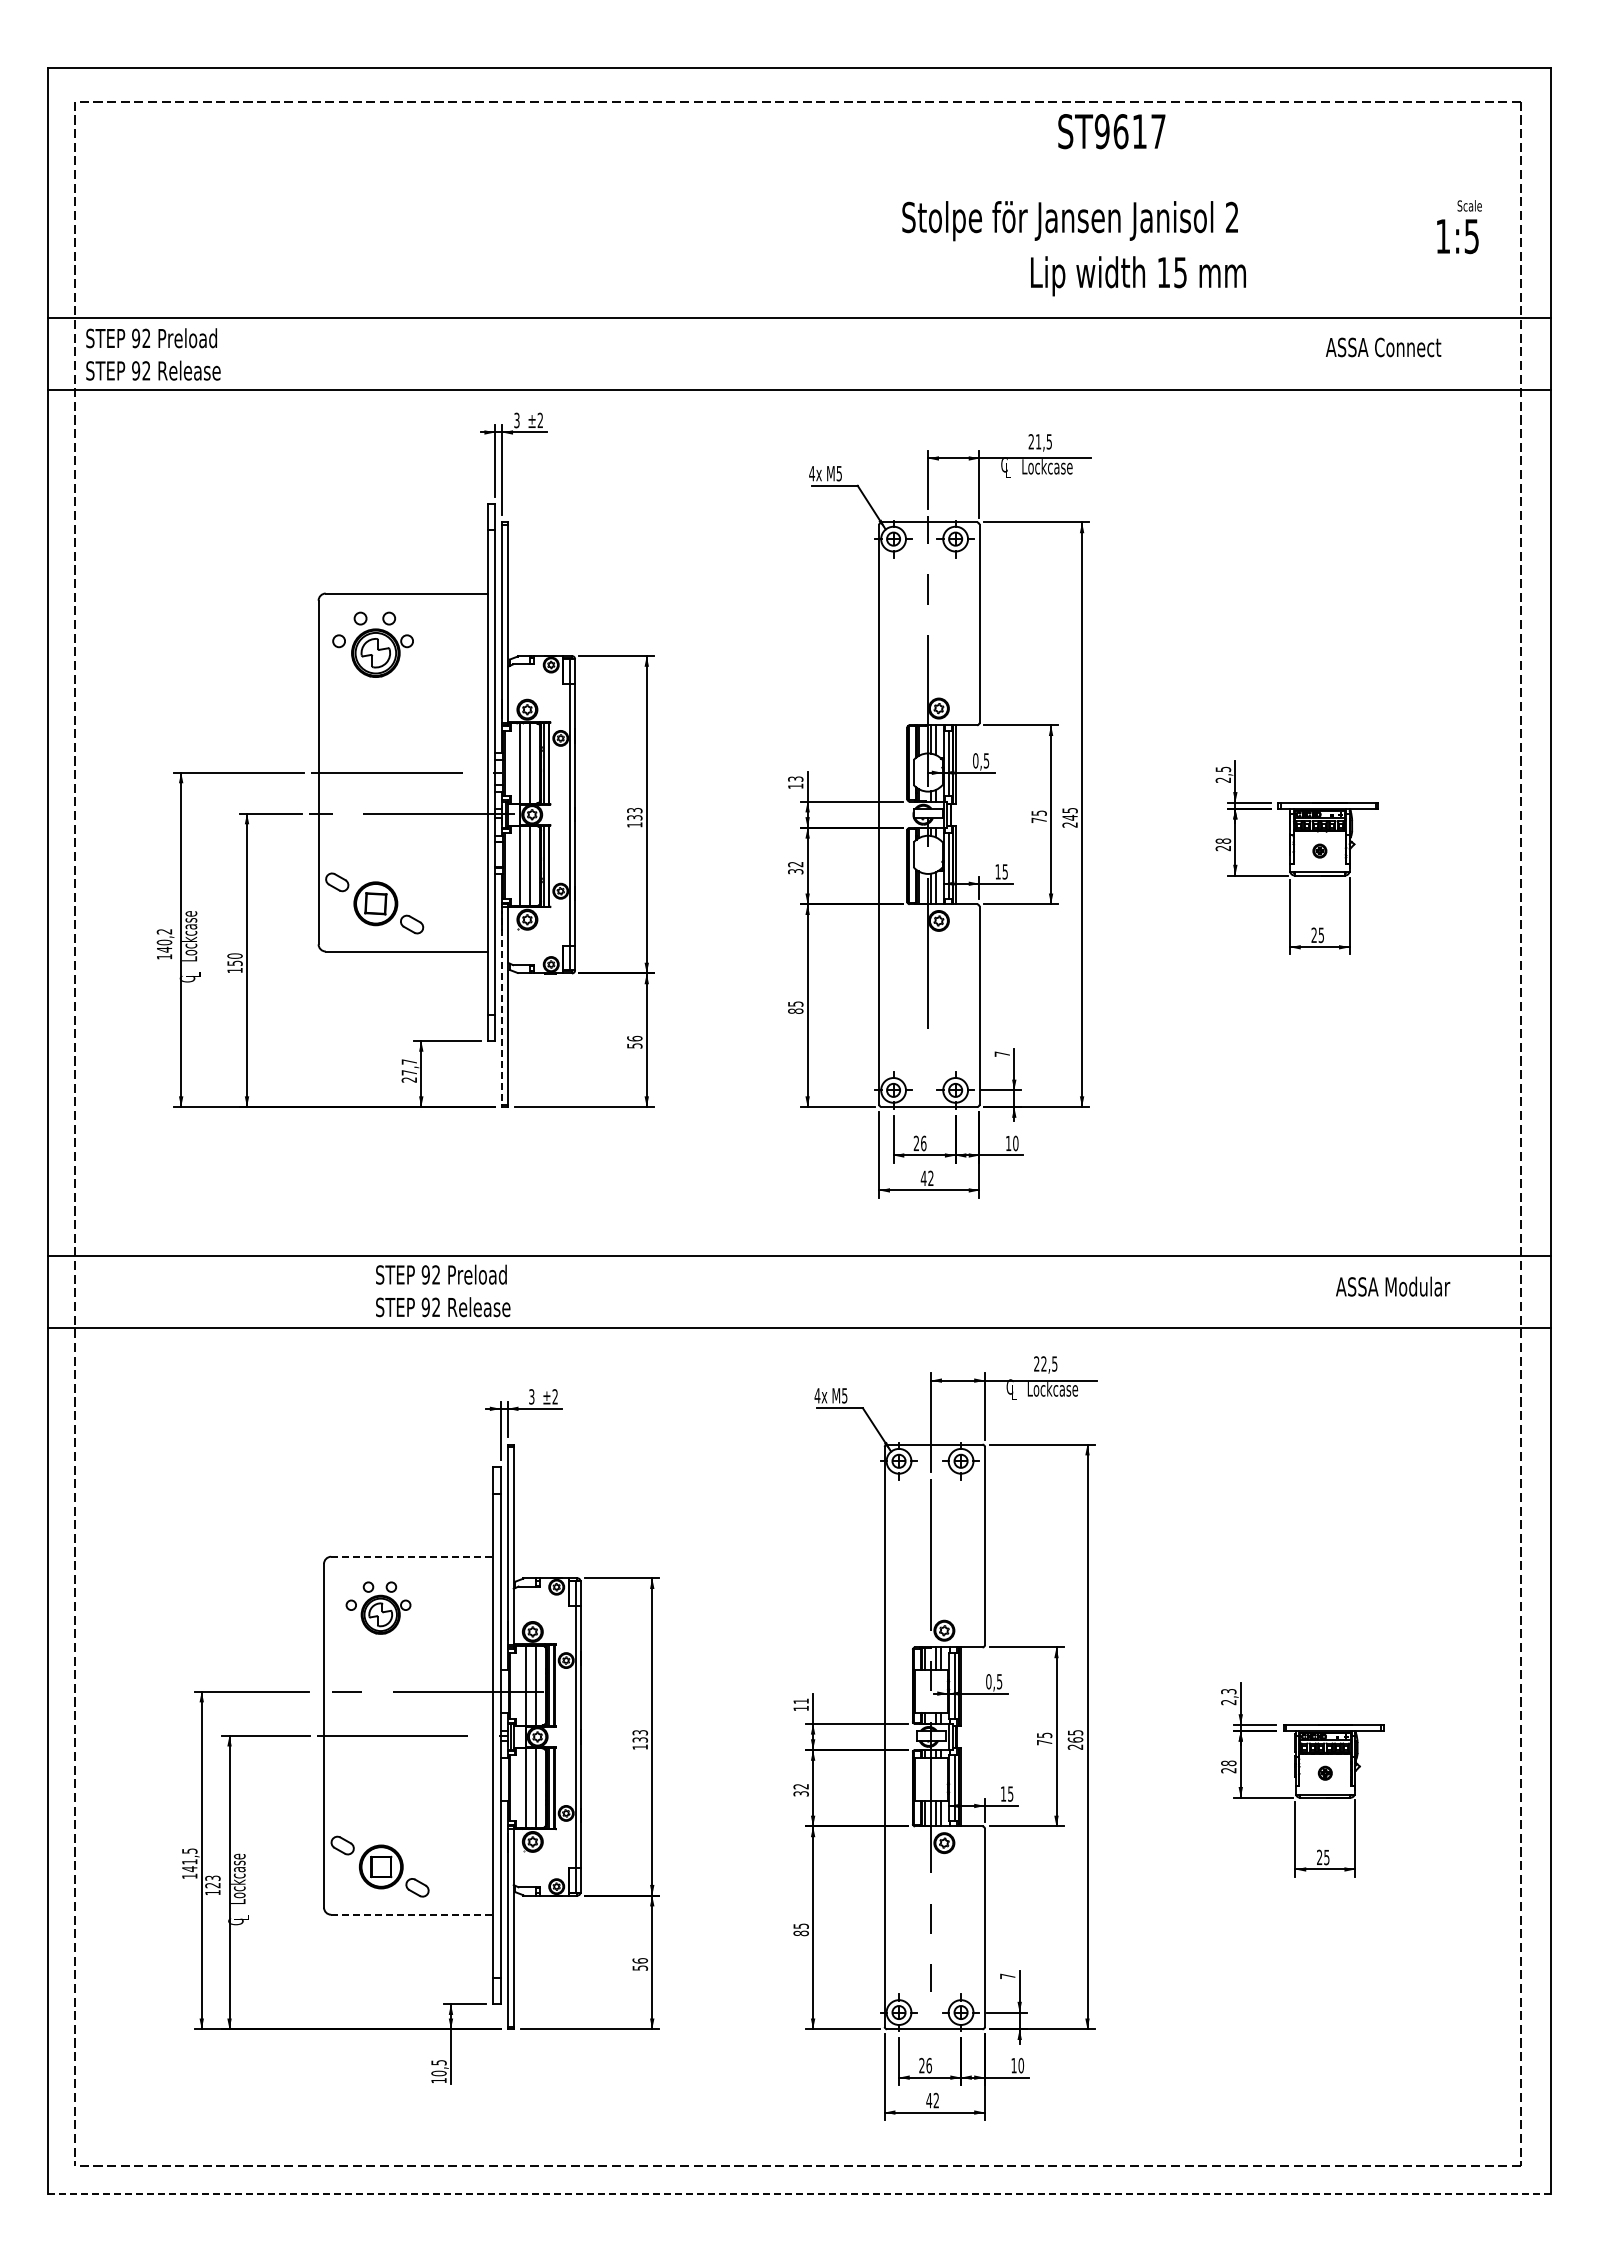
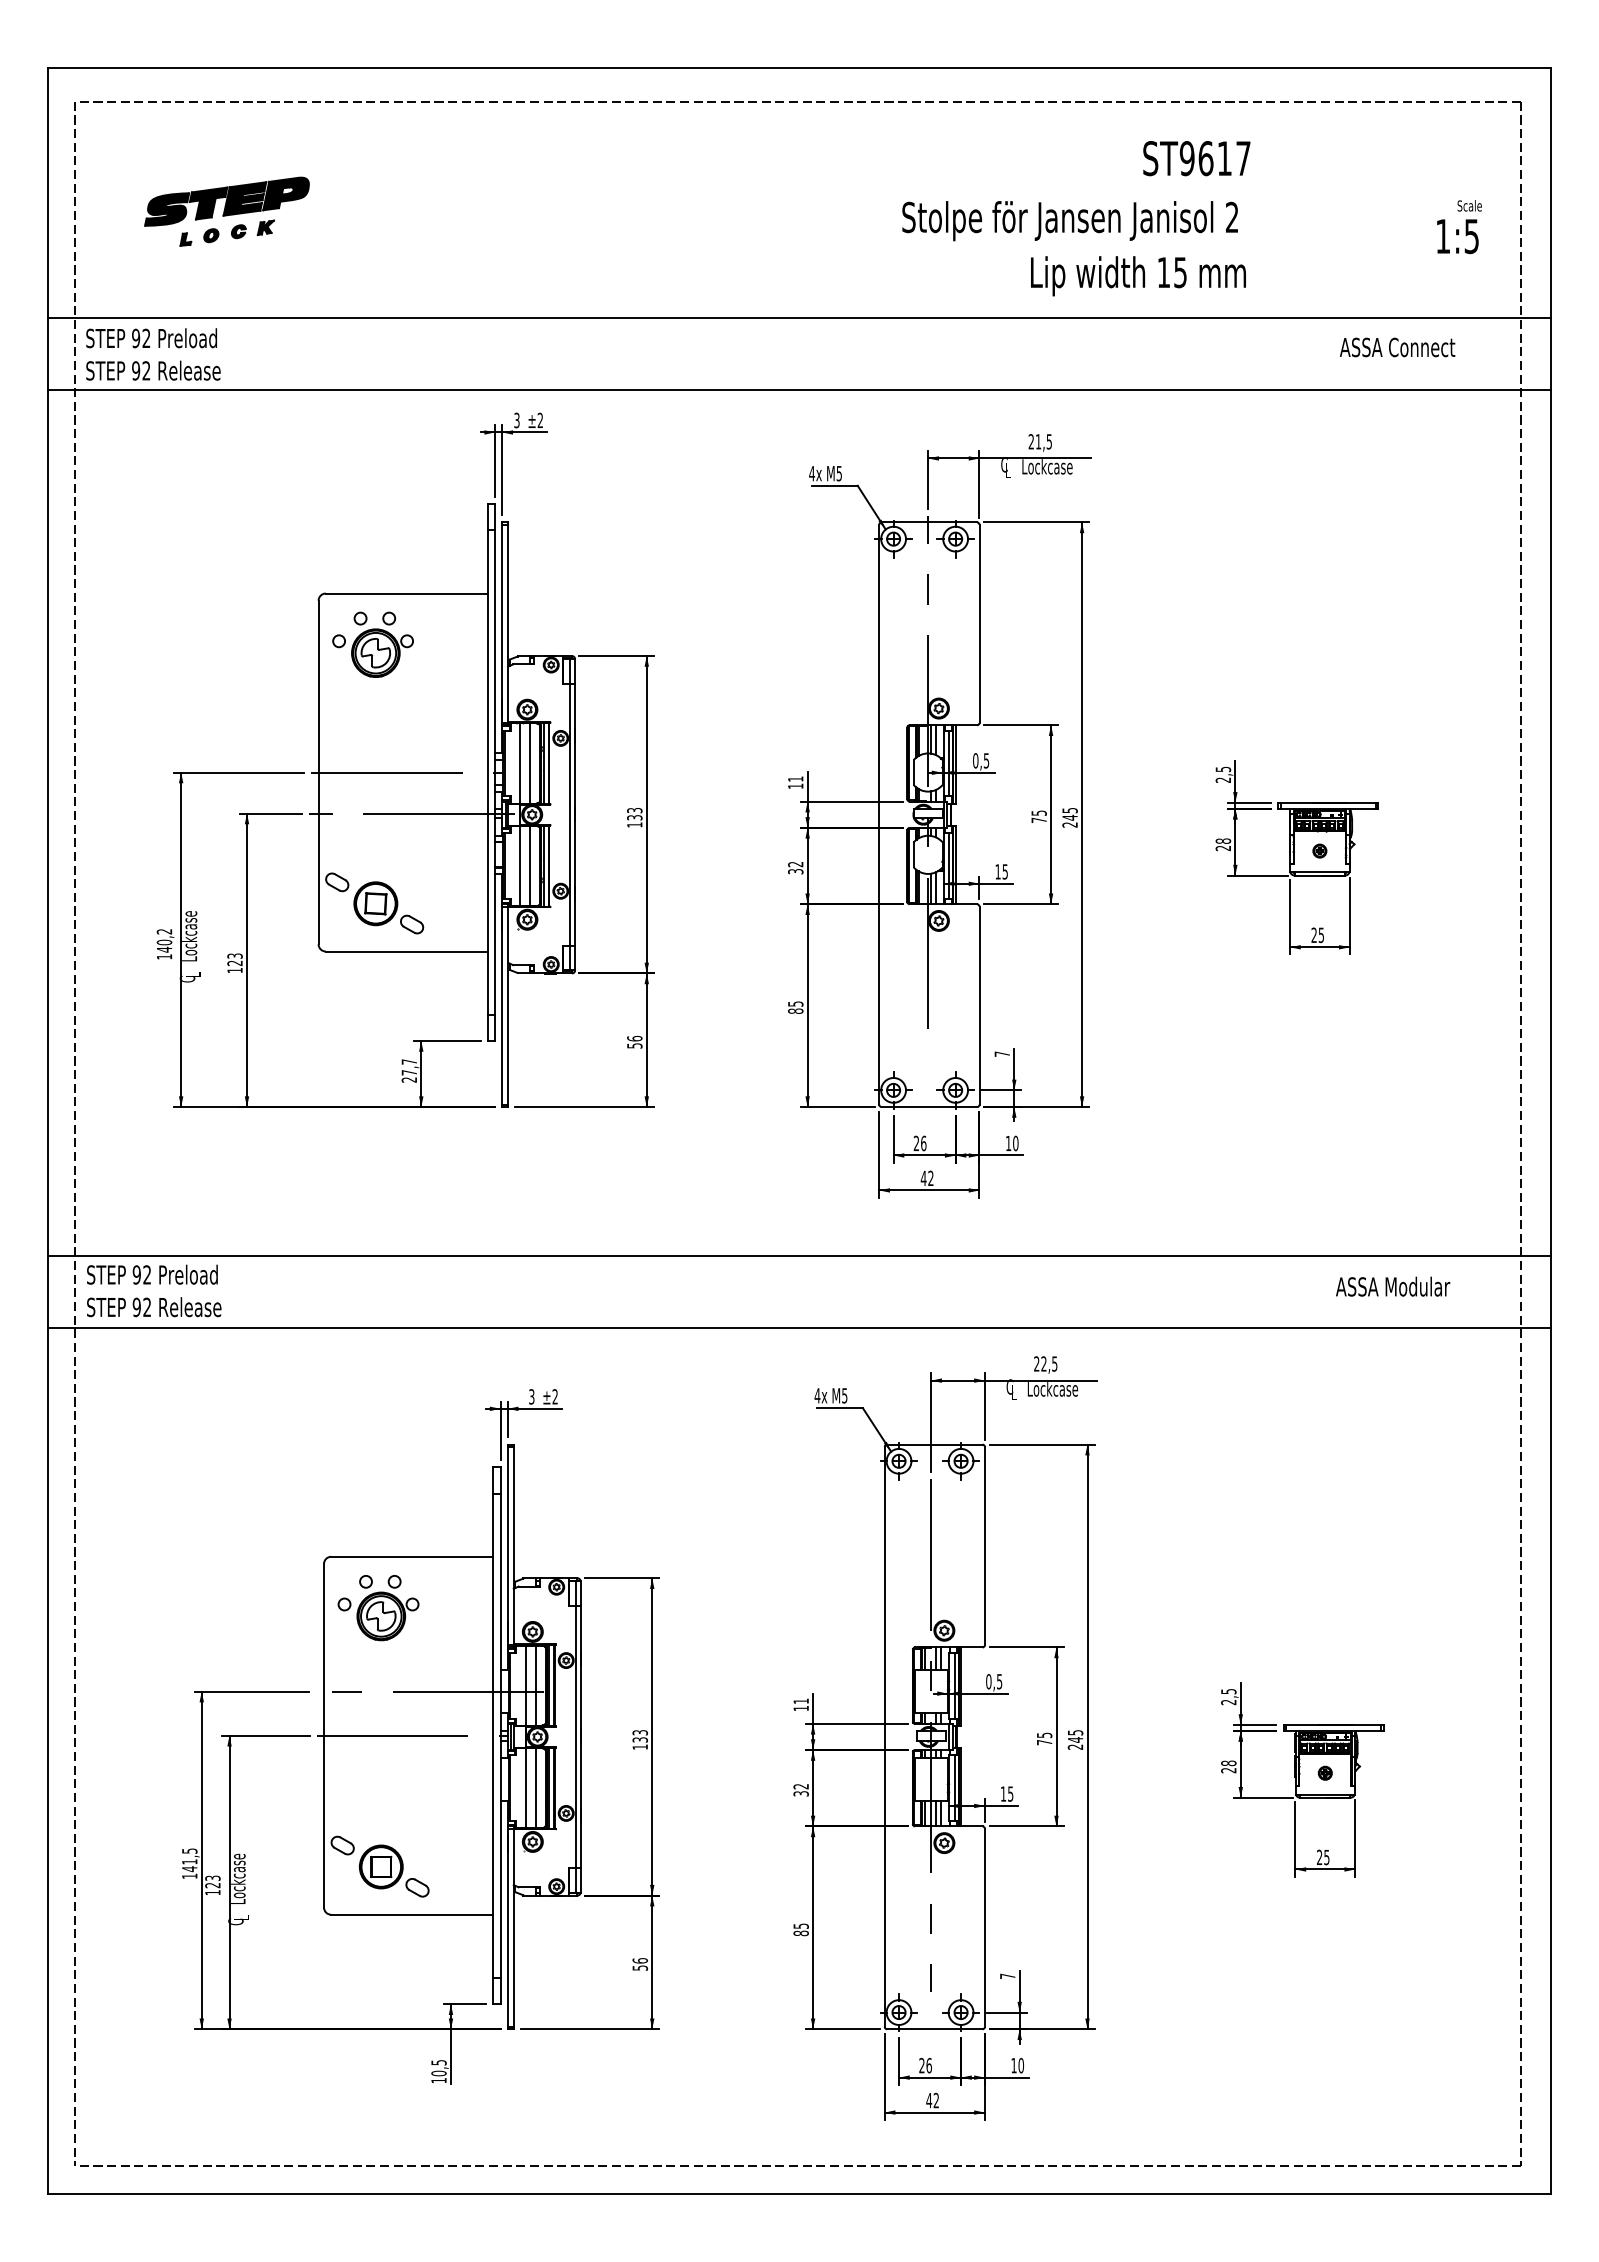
text position: (1111, 131) -> (1196, 158) (1196, 158)
part: none -> present (226, 211)
text position: (1383, 347) -> (1397, 347) (1397, 347)
text: 13 -> 11 (795, 778)
text: 150 -> 123 (234, 959)
line: dashed -> solid (502, 1006)
text position: (443, 1290) -> (154, 1290) (154, 1290)
line: dashed -> solid (412, 1556)
part size: 67x54 px -> 83x67 px (378, 1608)
text: 2,3 -> 2,5 (1228, 1691)
text: 265 -> 245 (1075, 1739)
line: dashed -> solid (412, 1914)
line: dashed -> solid (799, 2194)
